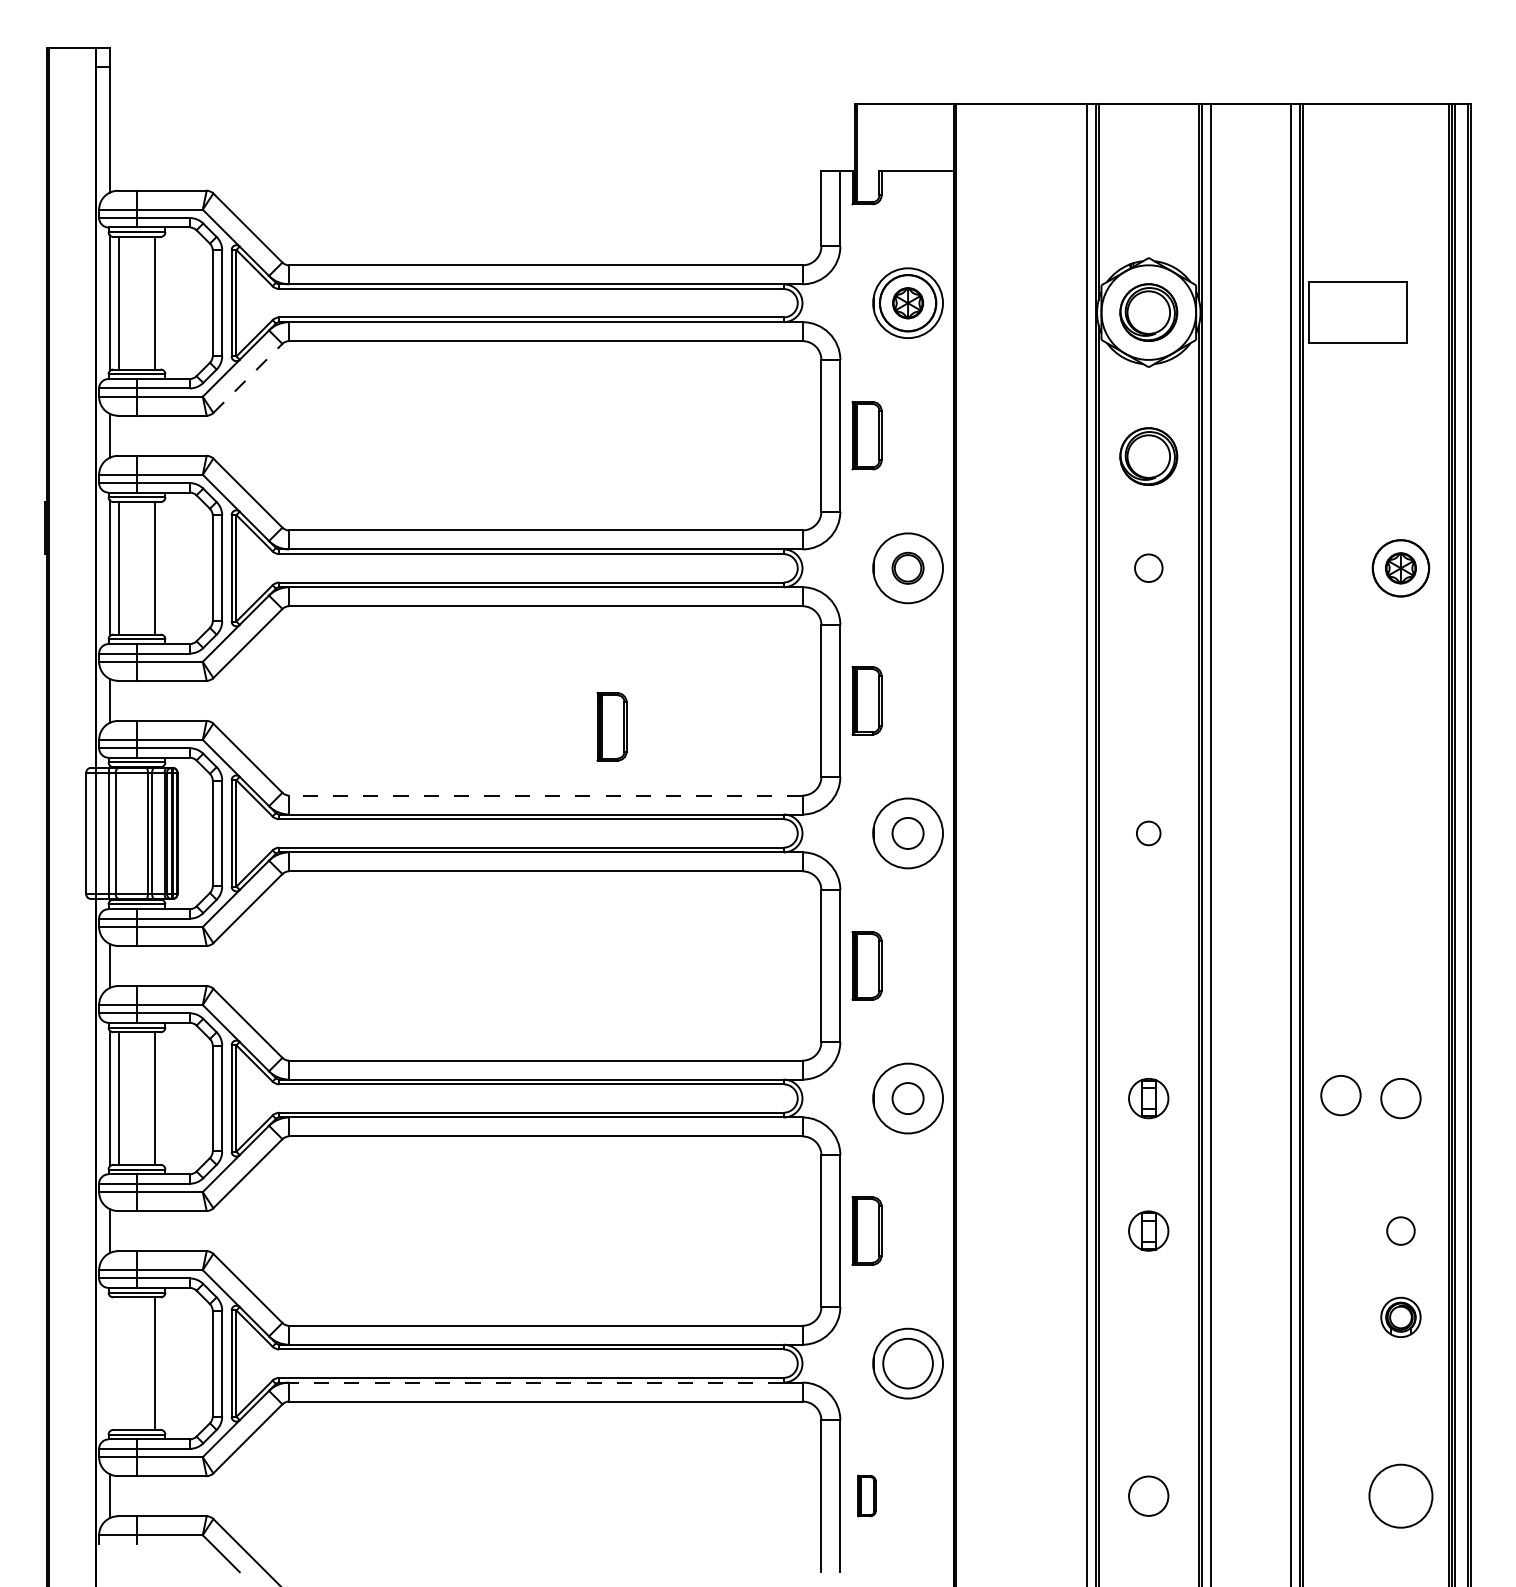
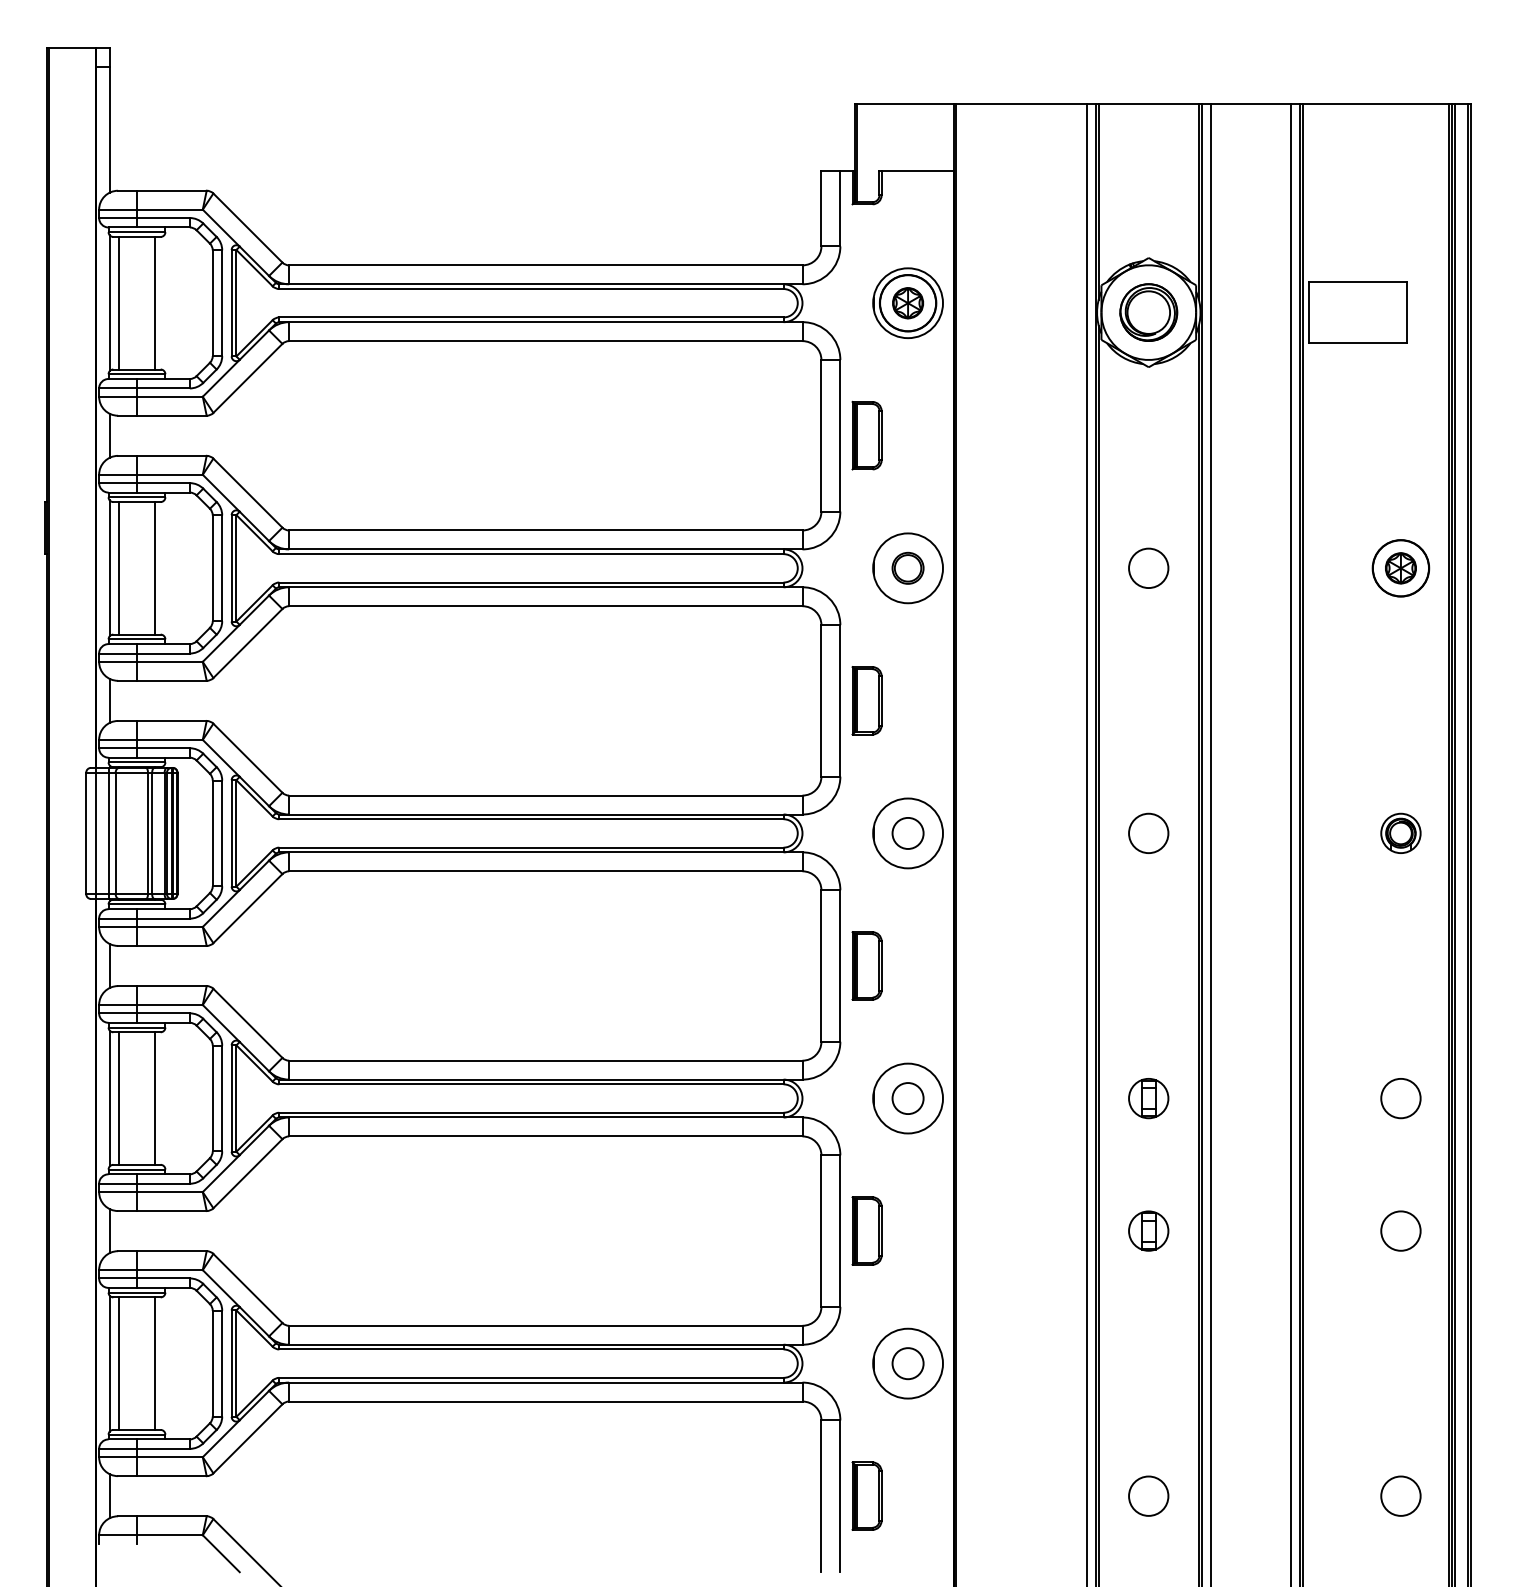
line: dashed -> solid (247, 378)
part: present -> none (1148, 456)
circle size: 30x30 px -> 42x42 px (1148, 567)
part: present -> none (611, 726)
line: dashed -> solid (545, 795)
circle diameter: 24 px -> 39 px (1148, 833)
circle: present -> none (1340, 1095)
circle size: 30x30 px -> 42x42 px (1400, 1230)
part position: (1400, 1316) -> (1400, 832) (1400, 832)
line: none -> present (109, 1363)
line: none -> present (118, 1363)
circle diameter: 50 px -> 31 px (907, 1363)
line: dashed -> solid (535, 1382)
part size: 20x44 px -> 32x70 px (866, 1495)
circle diameter: 63 px -> 39 px (1400, 1495)
